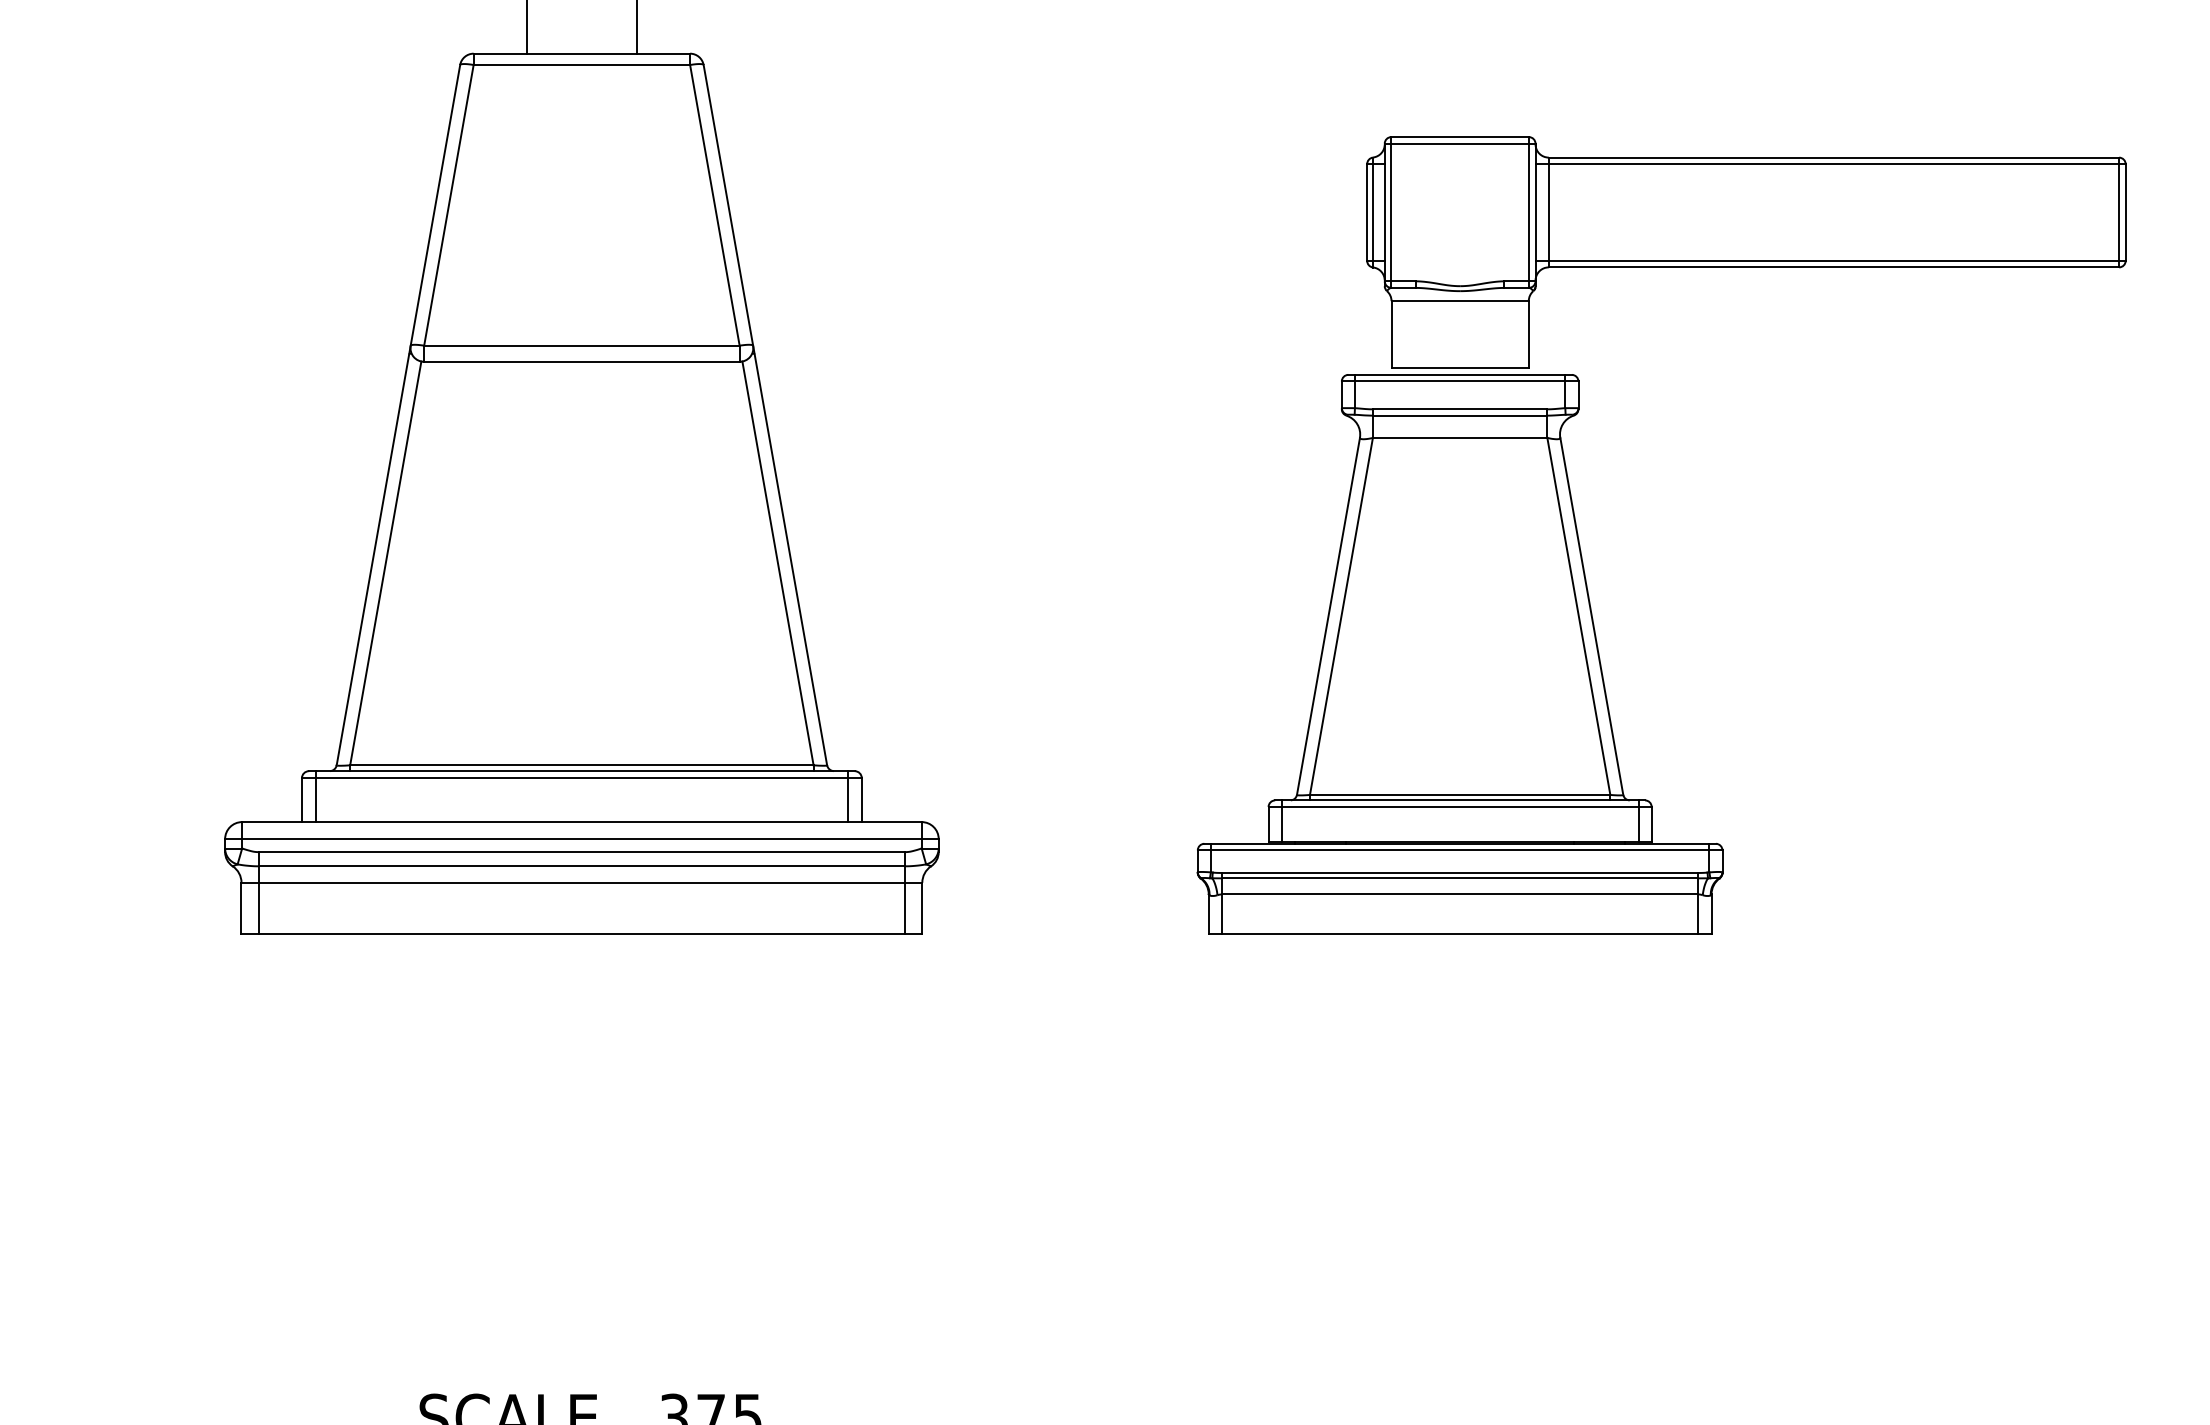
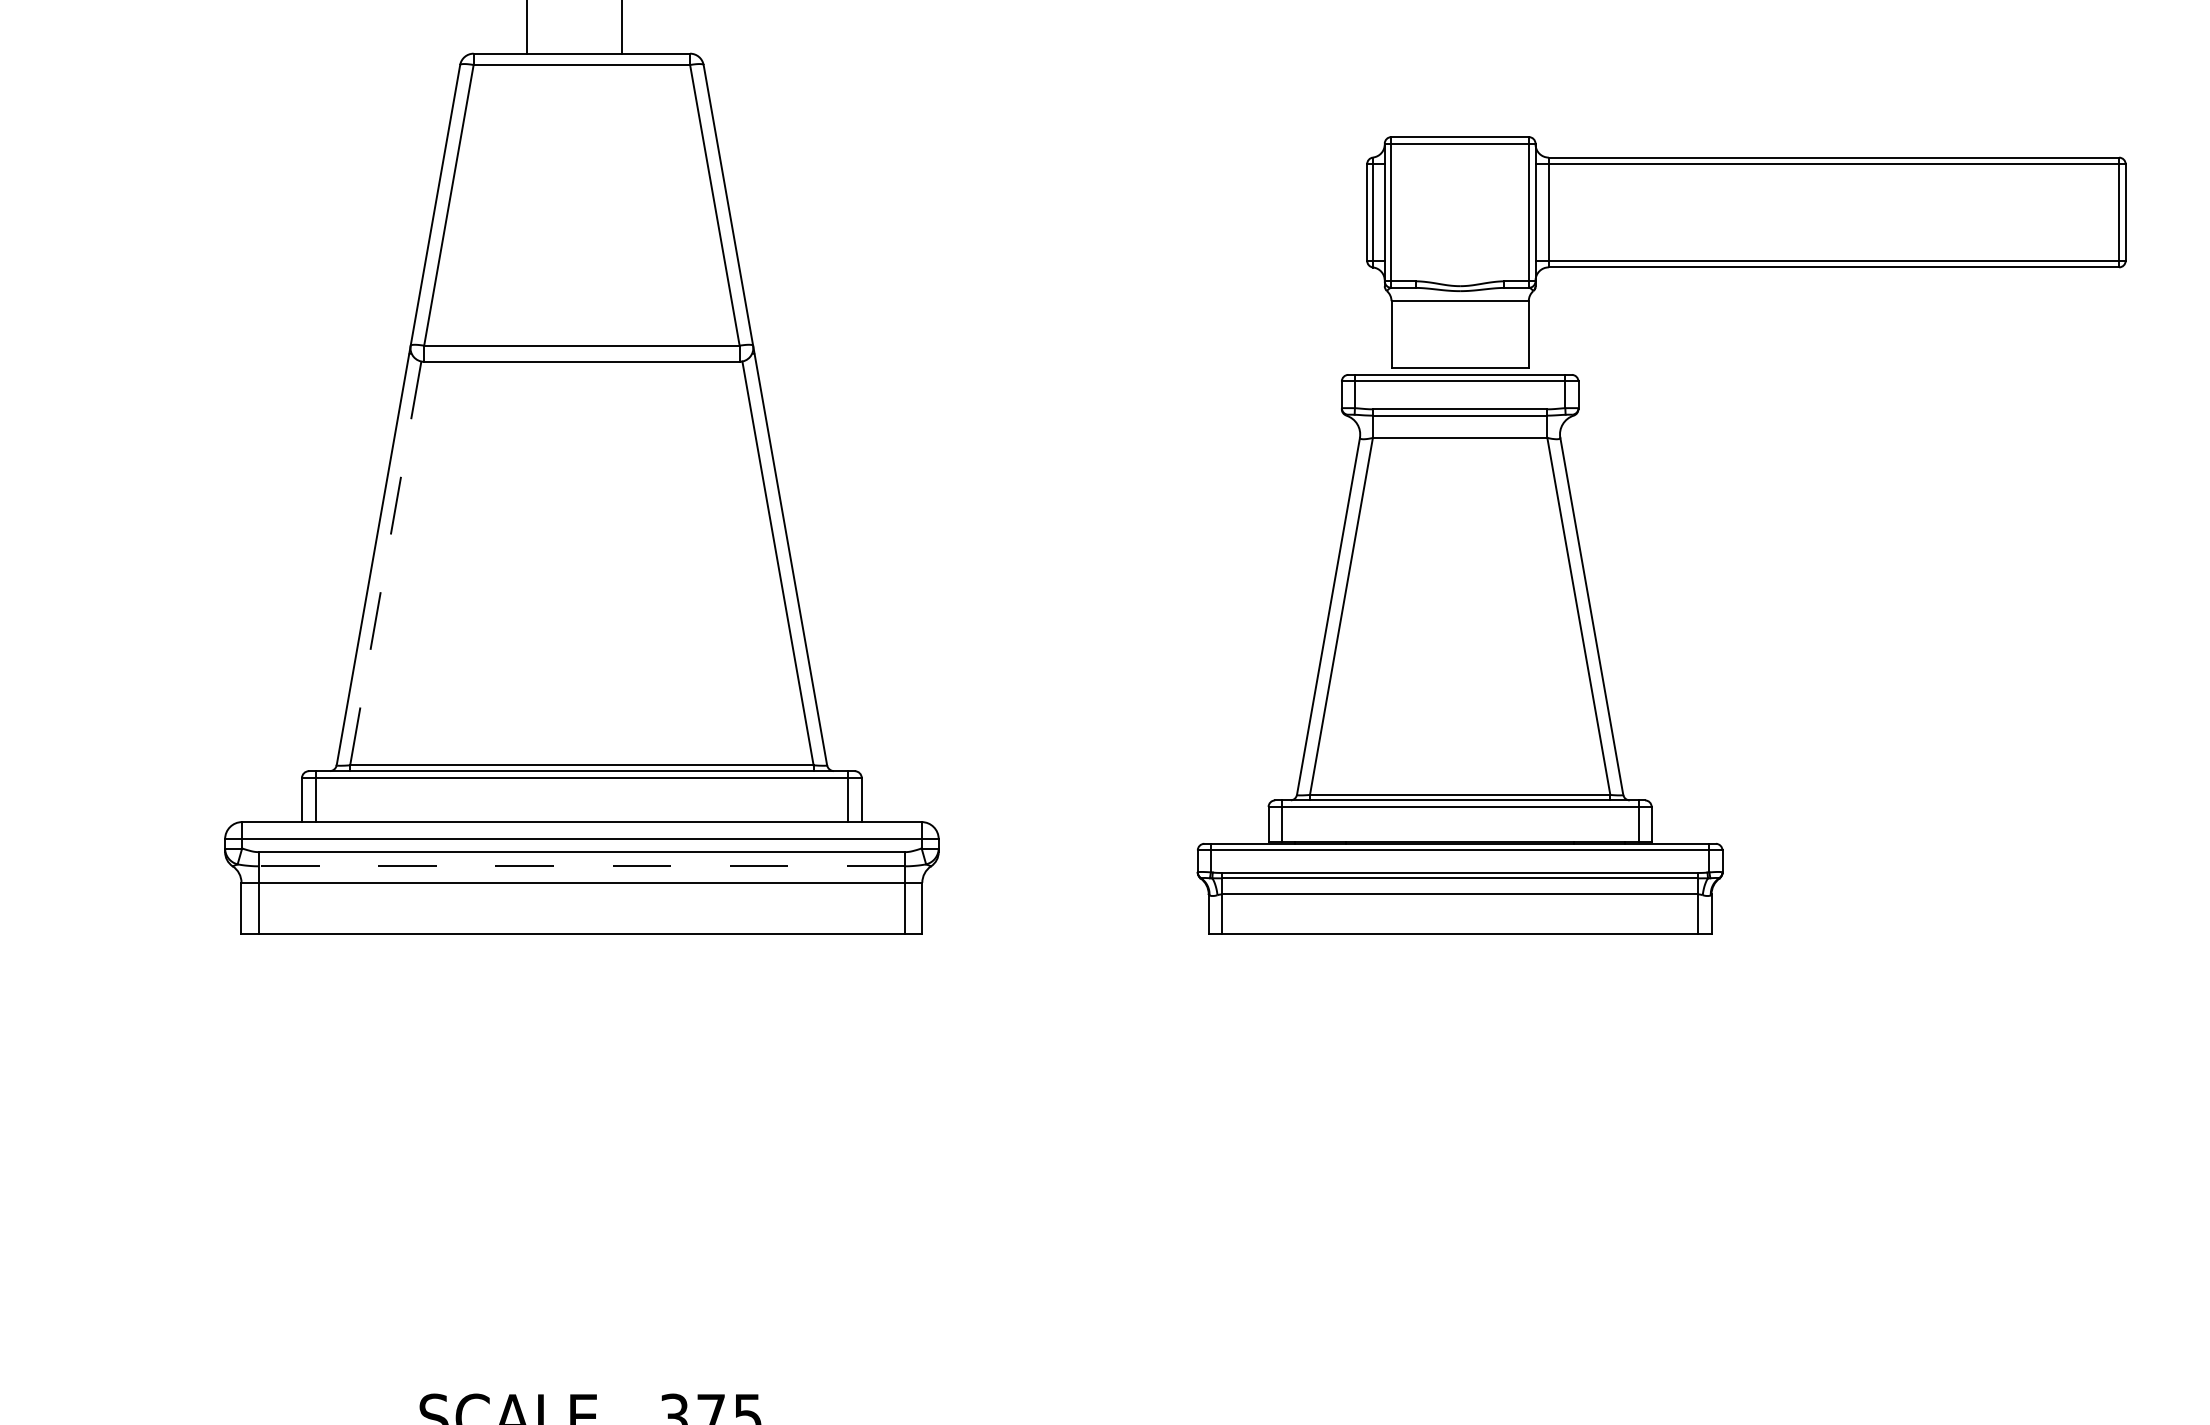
line position: (636, 27) -> (621, 27) (621, 27)
line: solid -> dashed (385, 563)
line: solid -> dashed (581, 866)
